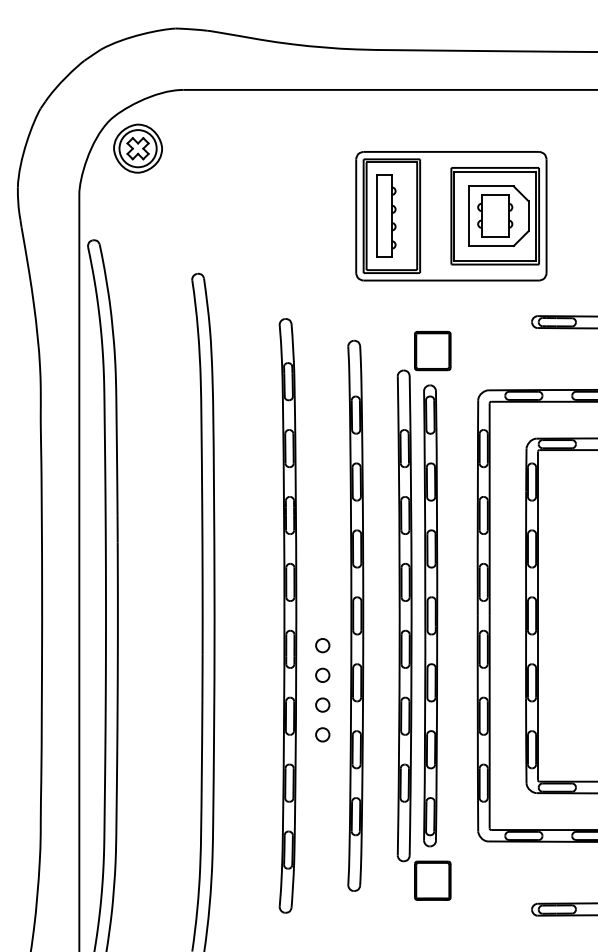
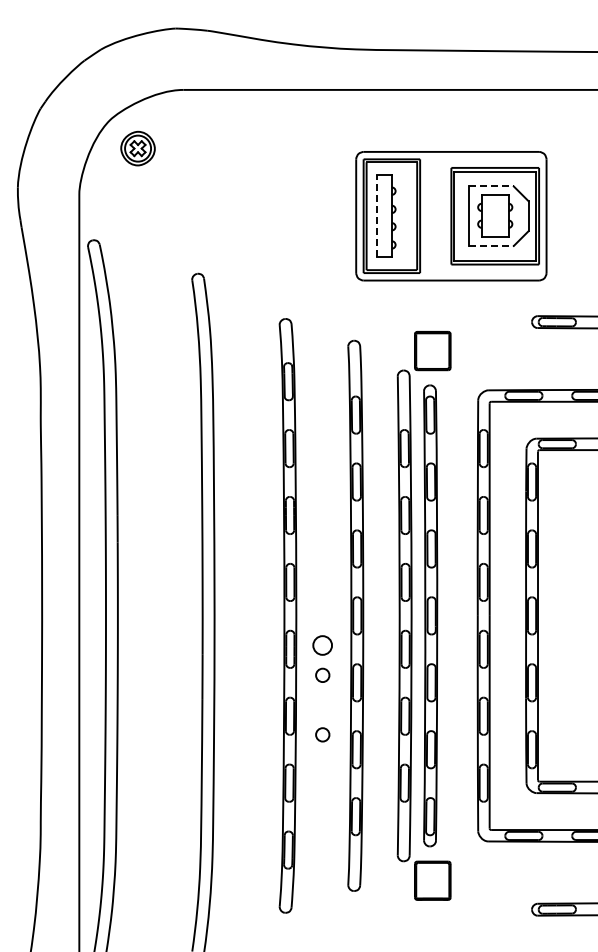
part size: 50x51 px -> 36x37 px (137, 148)
line: solid -> dashed (492, 186)
line: solid -> dashed (377, 216)
line: solid -> dashed (492, 245)
circle size: 16x16 px -> 21x21 px (322, 645)
circle: present -> none (322, 704)
